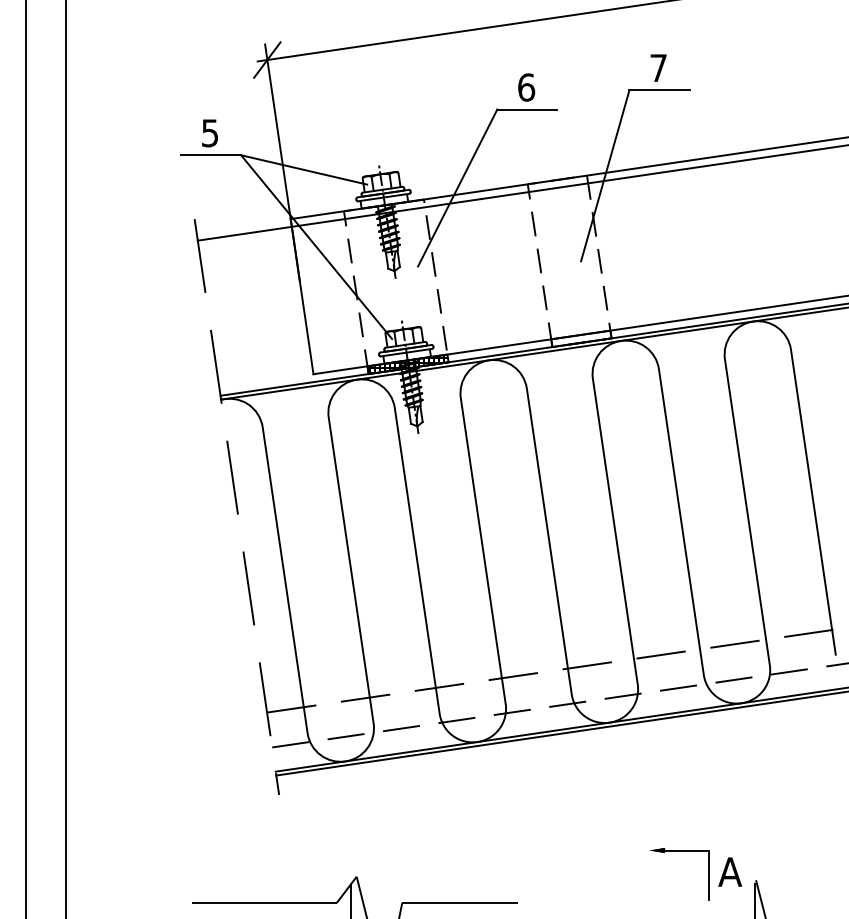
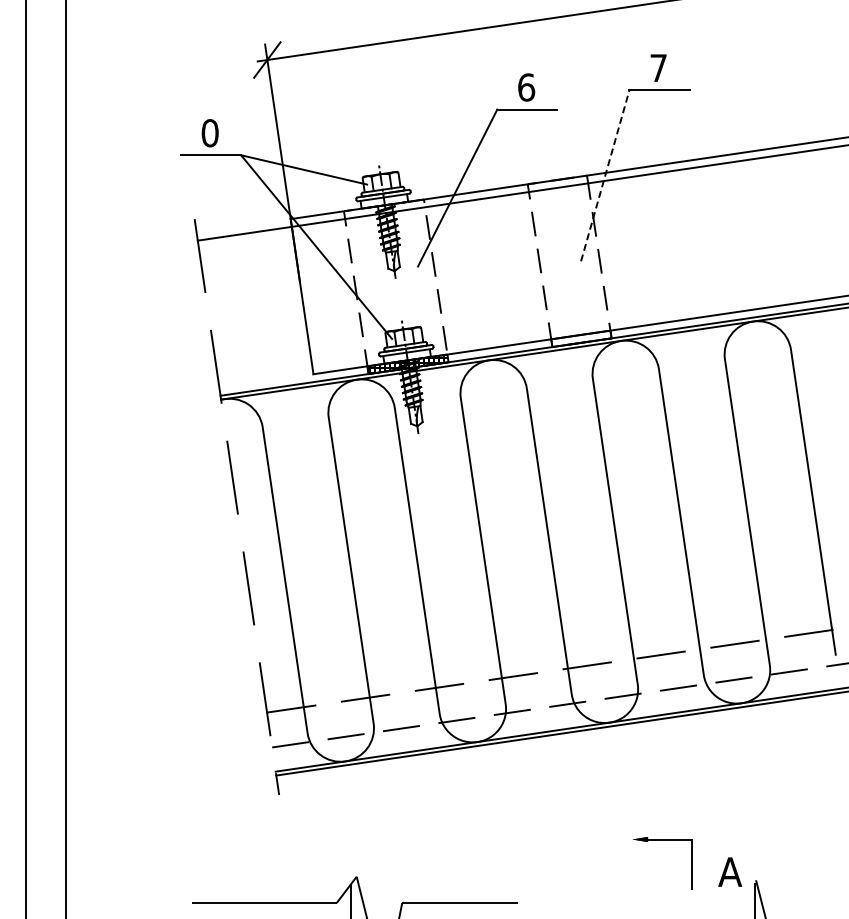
text: 5 -> 0 (209, 133)
line: solid -> dashed (605, 175)
part position: (679, 851) -> (662, 840) (662, 840)
